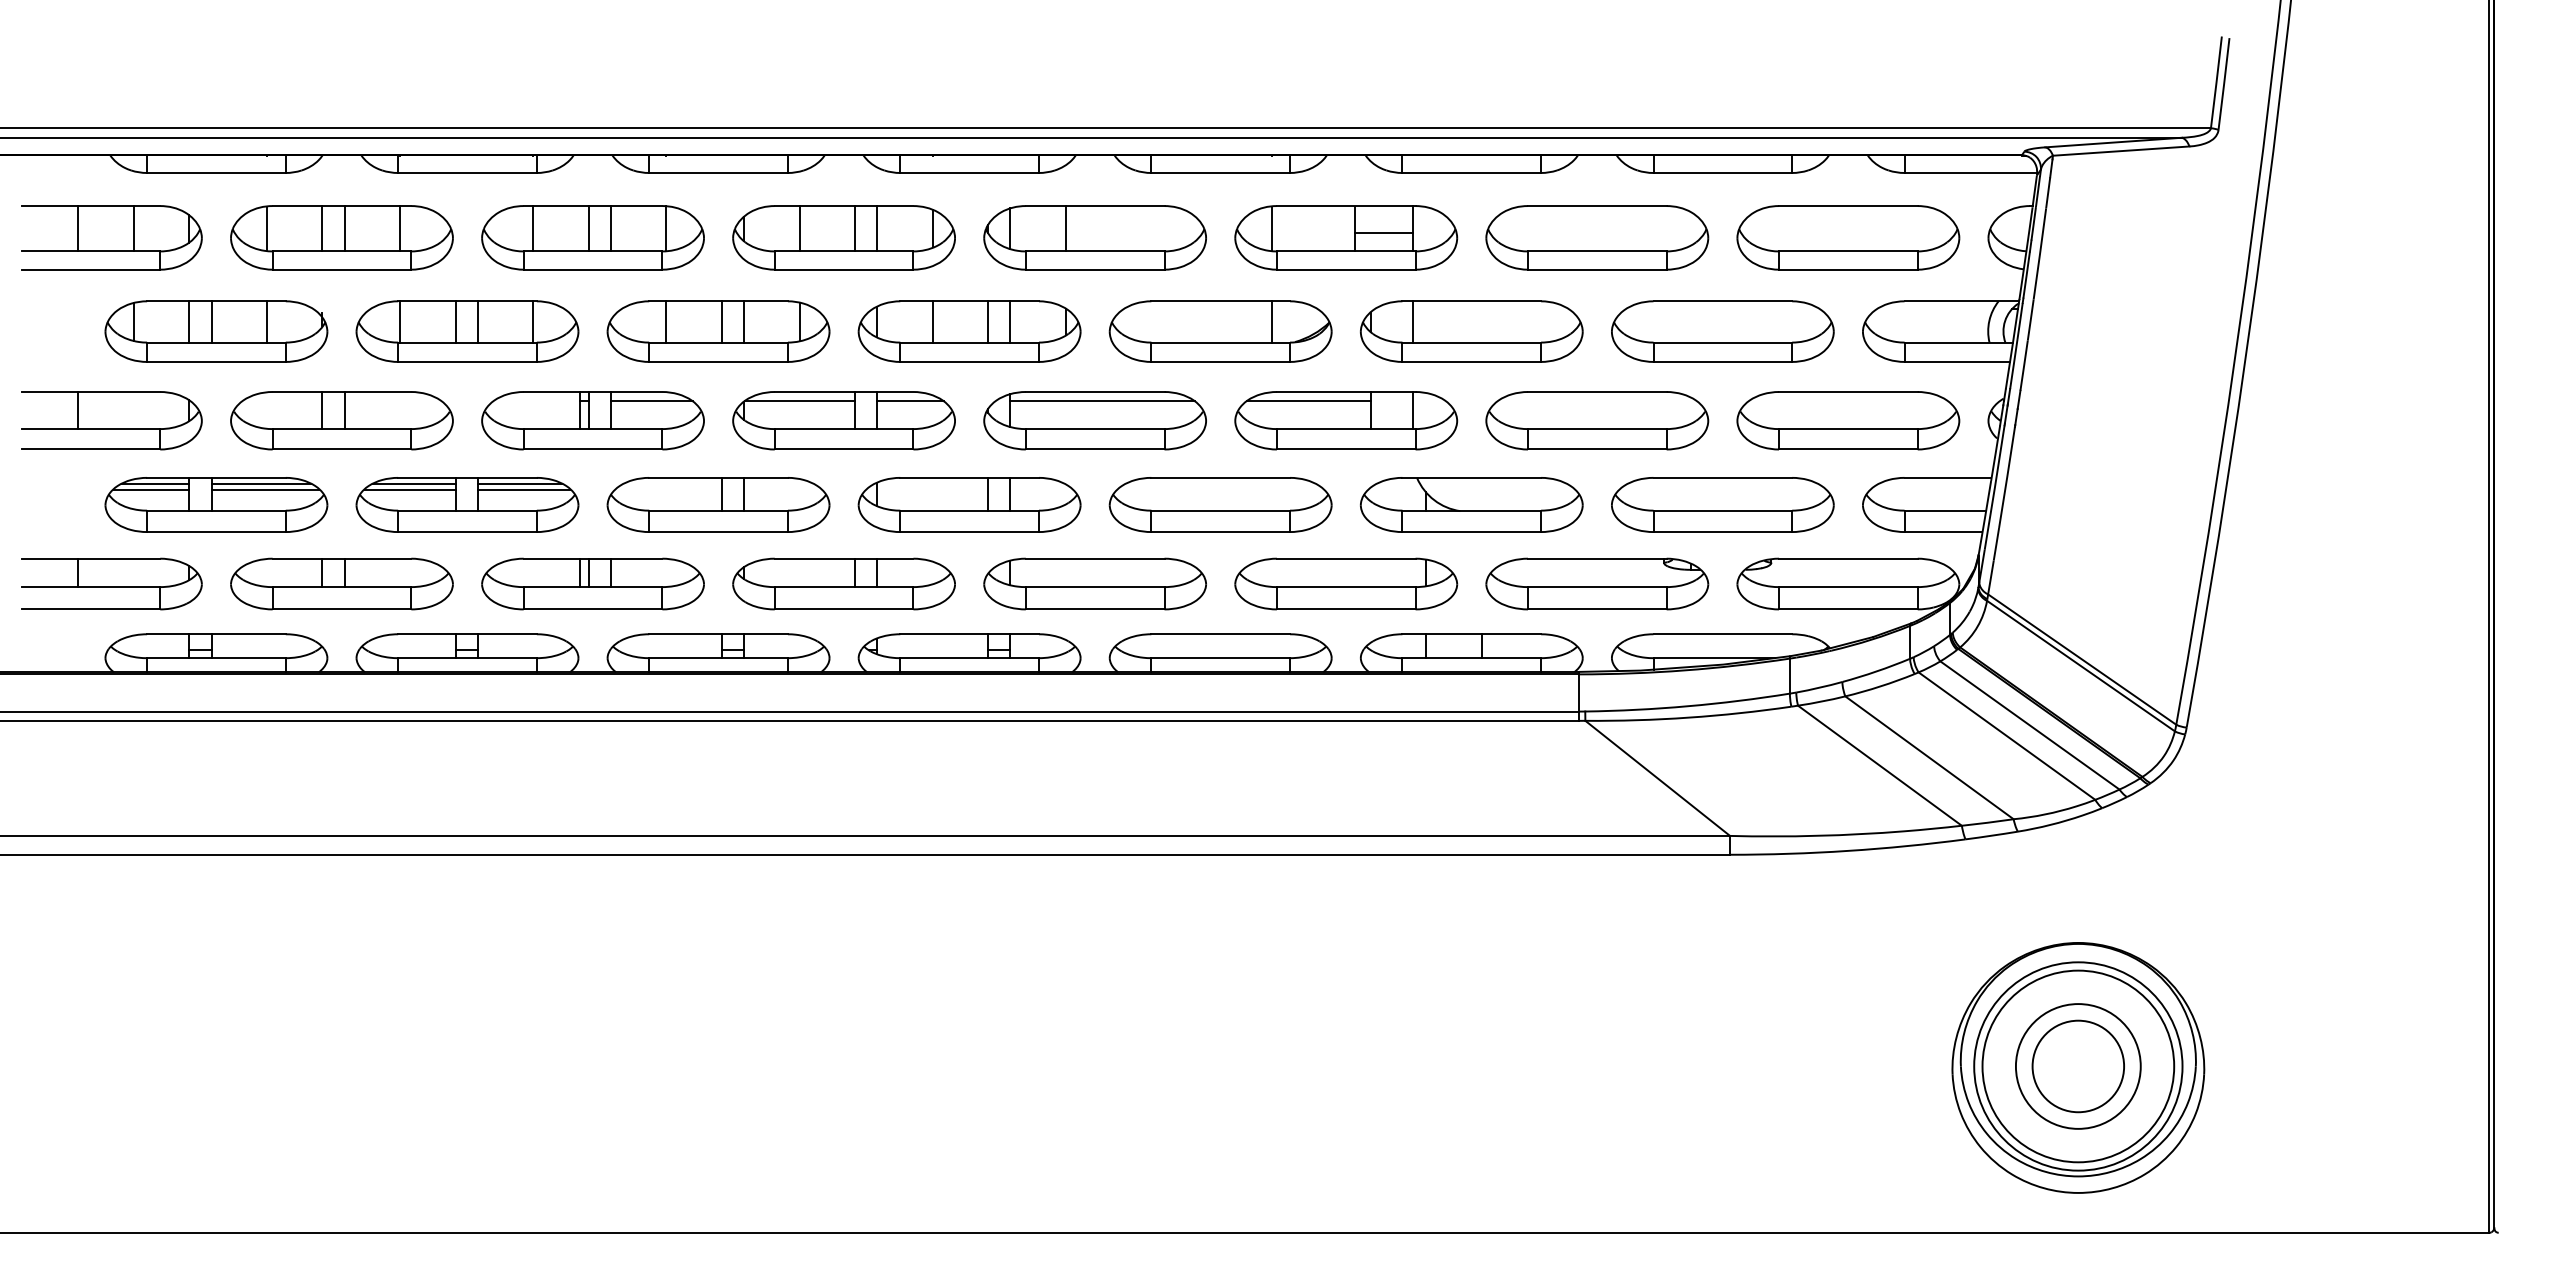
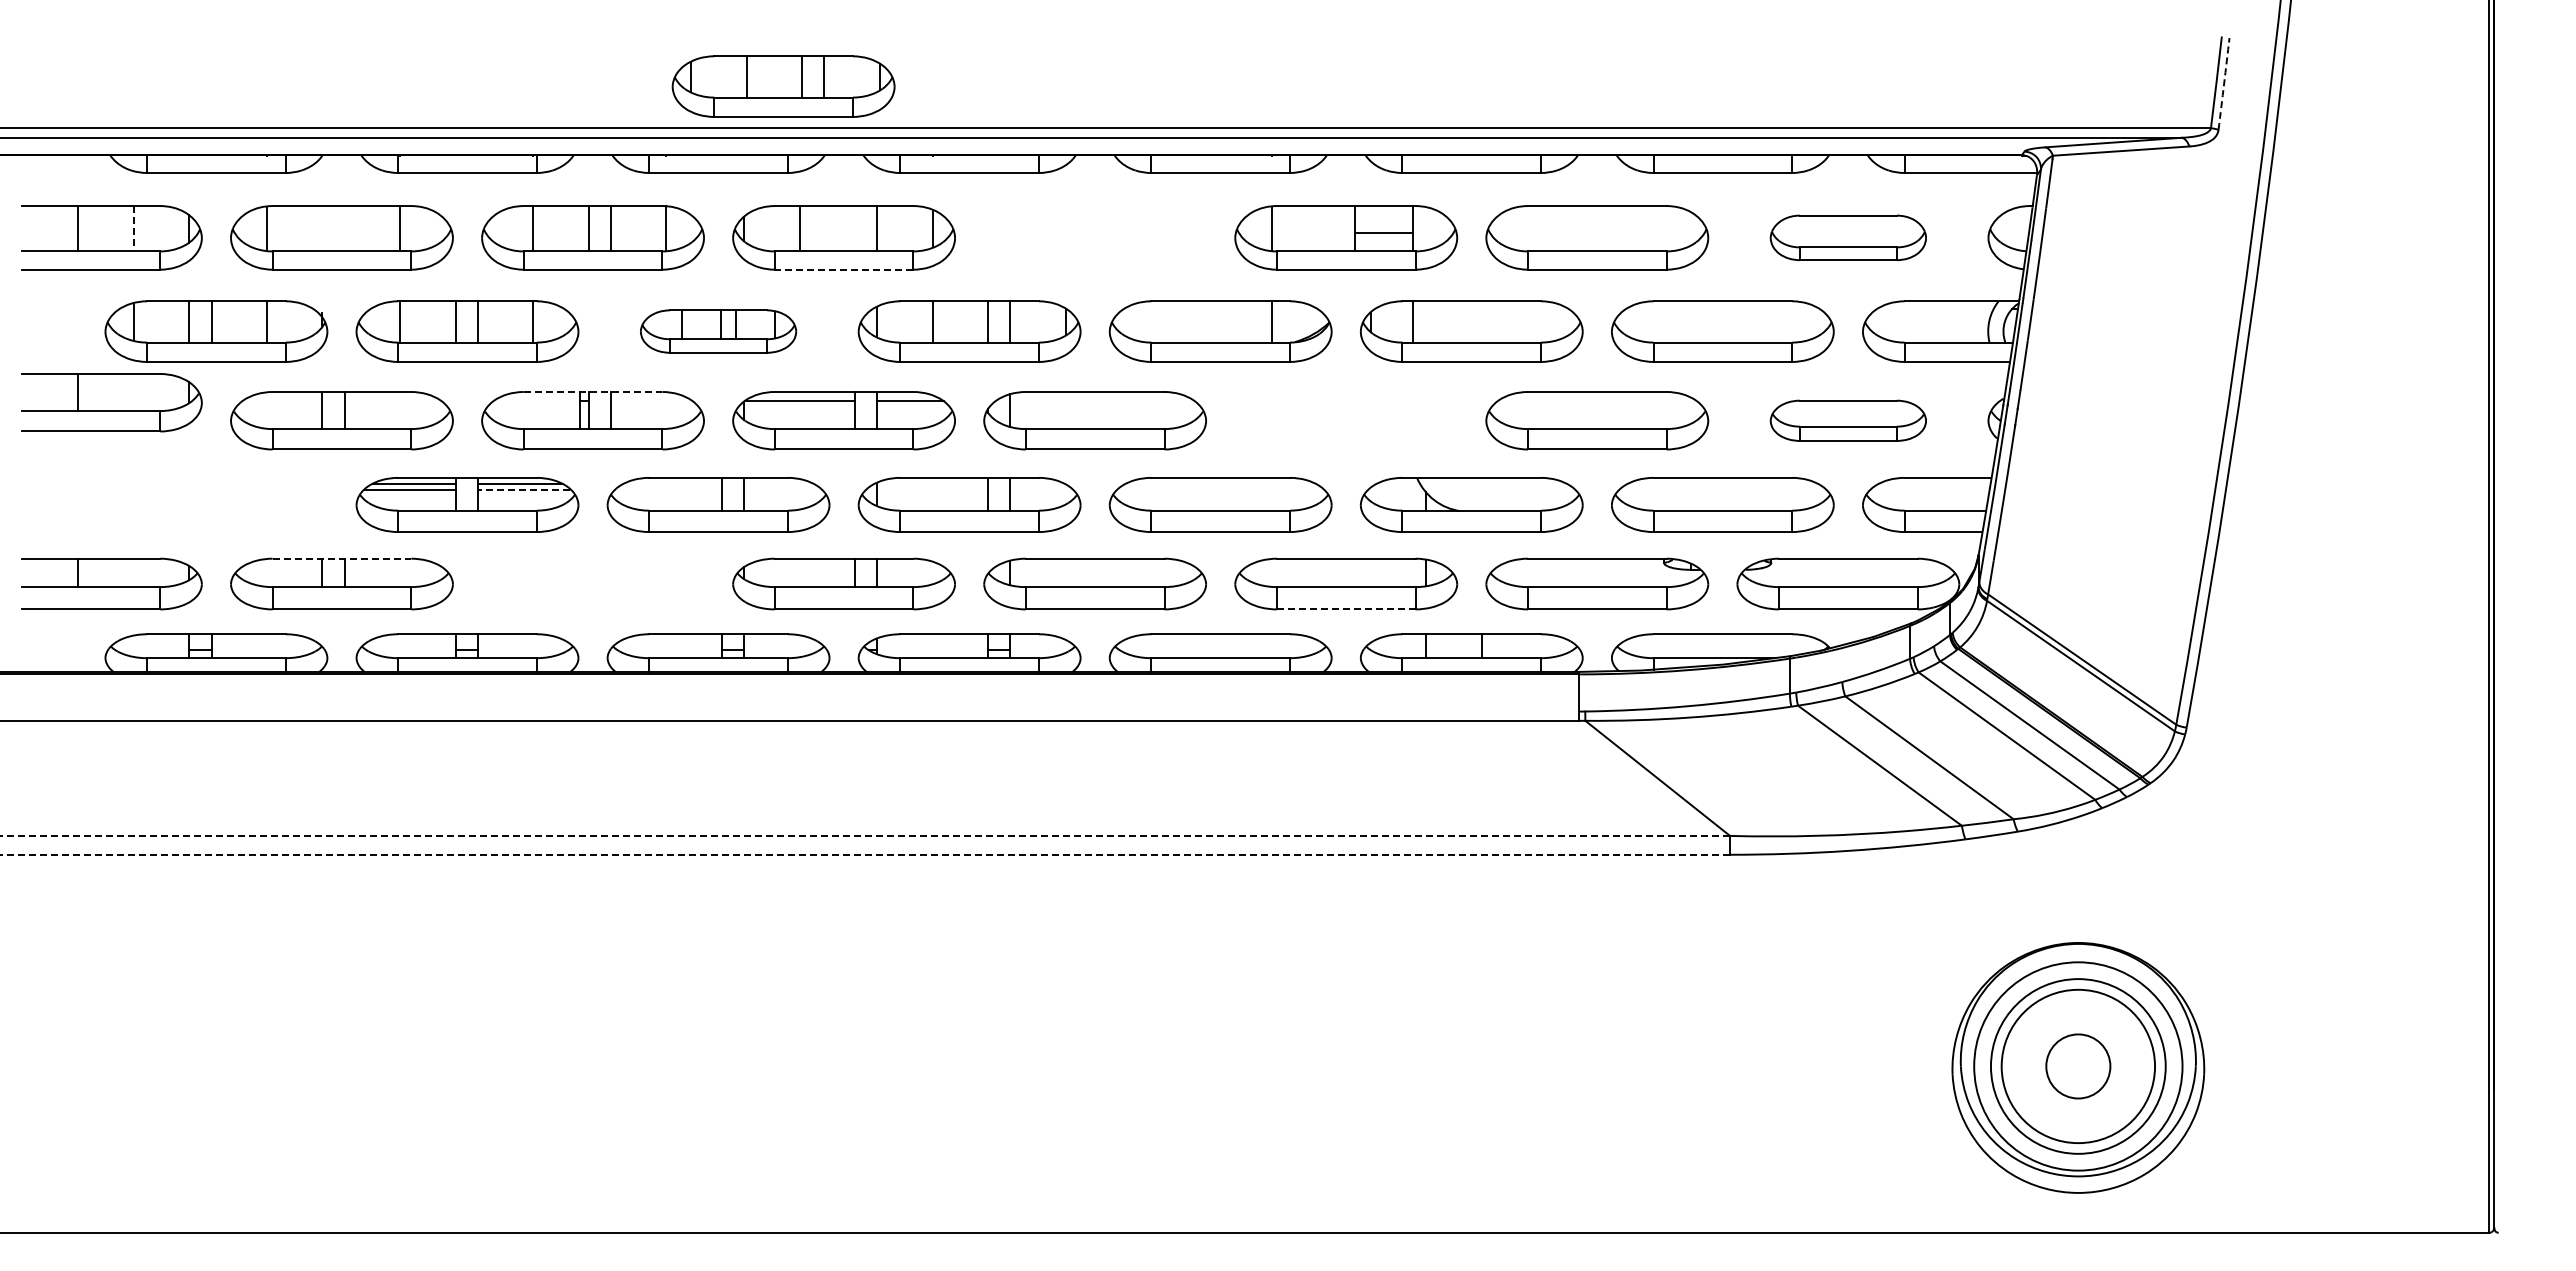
arc: solid -> dashed (2224, 84)
part: none -> present (783, 86)
line: solid -> dashed (133, 228)
line: present -> none (322, 228)
line: present -> none (344, 228)
line: present -> none (855, 228)
part: present -> none (1094, 237)
part size: 225x66 px -> 158x48 px (1847, 237)
line: solid -> dashed (843, 269)
part size: 225x63 px -> 158x45 px (718, 331)
line: solid -> dashed (593, 391)
line: present -> none (651, 401)
line: present -> none (1102, 401)
part position: (111, 420) -> (111, 402) (111, 402)
part: present -> none (1346, 420)
part size: 225x60 px -> 158x43 px (1847, 420)
line: solid -> dashed (523, 489)
part: present -> none (216, 504)
line: solid -> dashed (342, 558)
part: present -> none (592, 583)
line: solid -> dashed (1345, 609)
line: present -> none (790, 711)
line: solid -> dashed (865, 835)
line: solid -> dashed (865, 854)
circle diameter: 125 px -> 175 px (2077, 1066)
circle diameter: 192 px -> 153 px (2078, 1066)
circle diameter: 92 px -> 64 px (2078, 1066)
